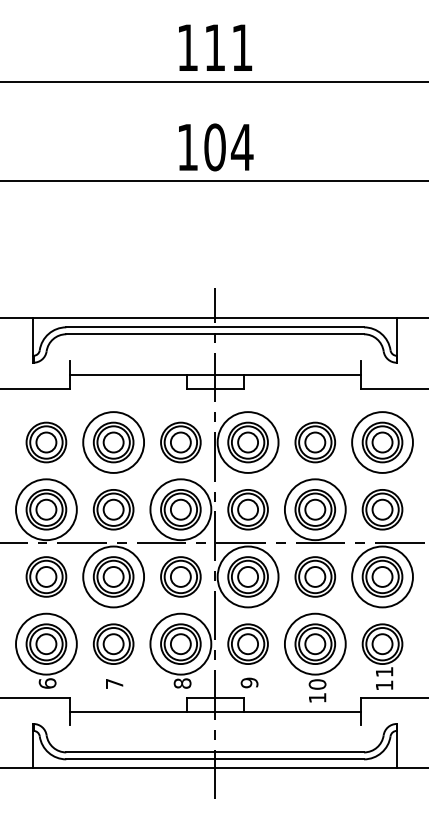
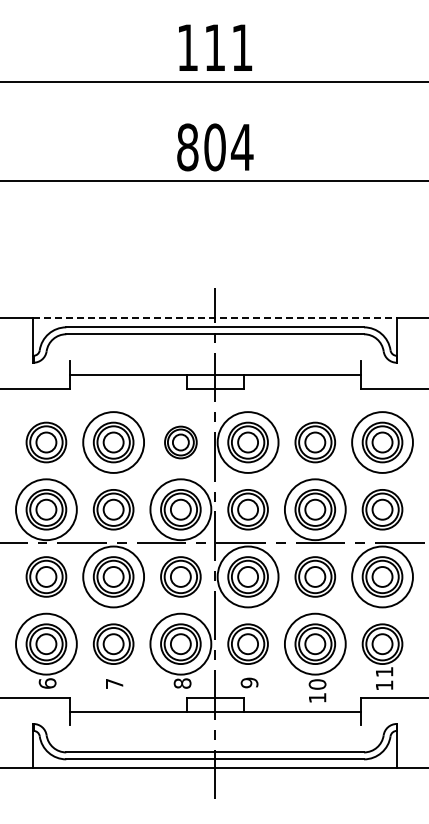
text: 104 -> 804 (187, 147)
line: solid -> dashed (215, 318)
part size: 42x43 px -> 34x35 px (180, 442)
